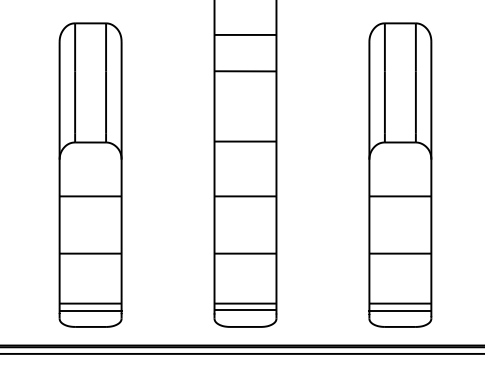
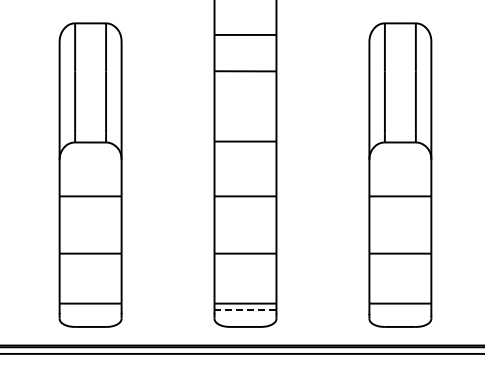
line: solid -> dashed (245, 309)
line: present -> none (90, 311)
line: present -> none (400, 311)
